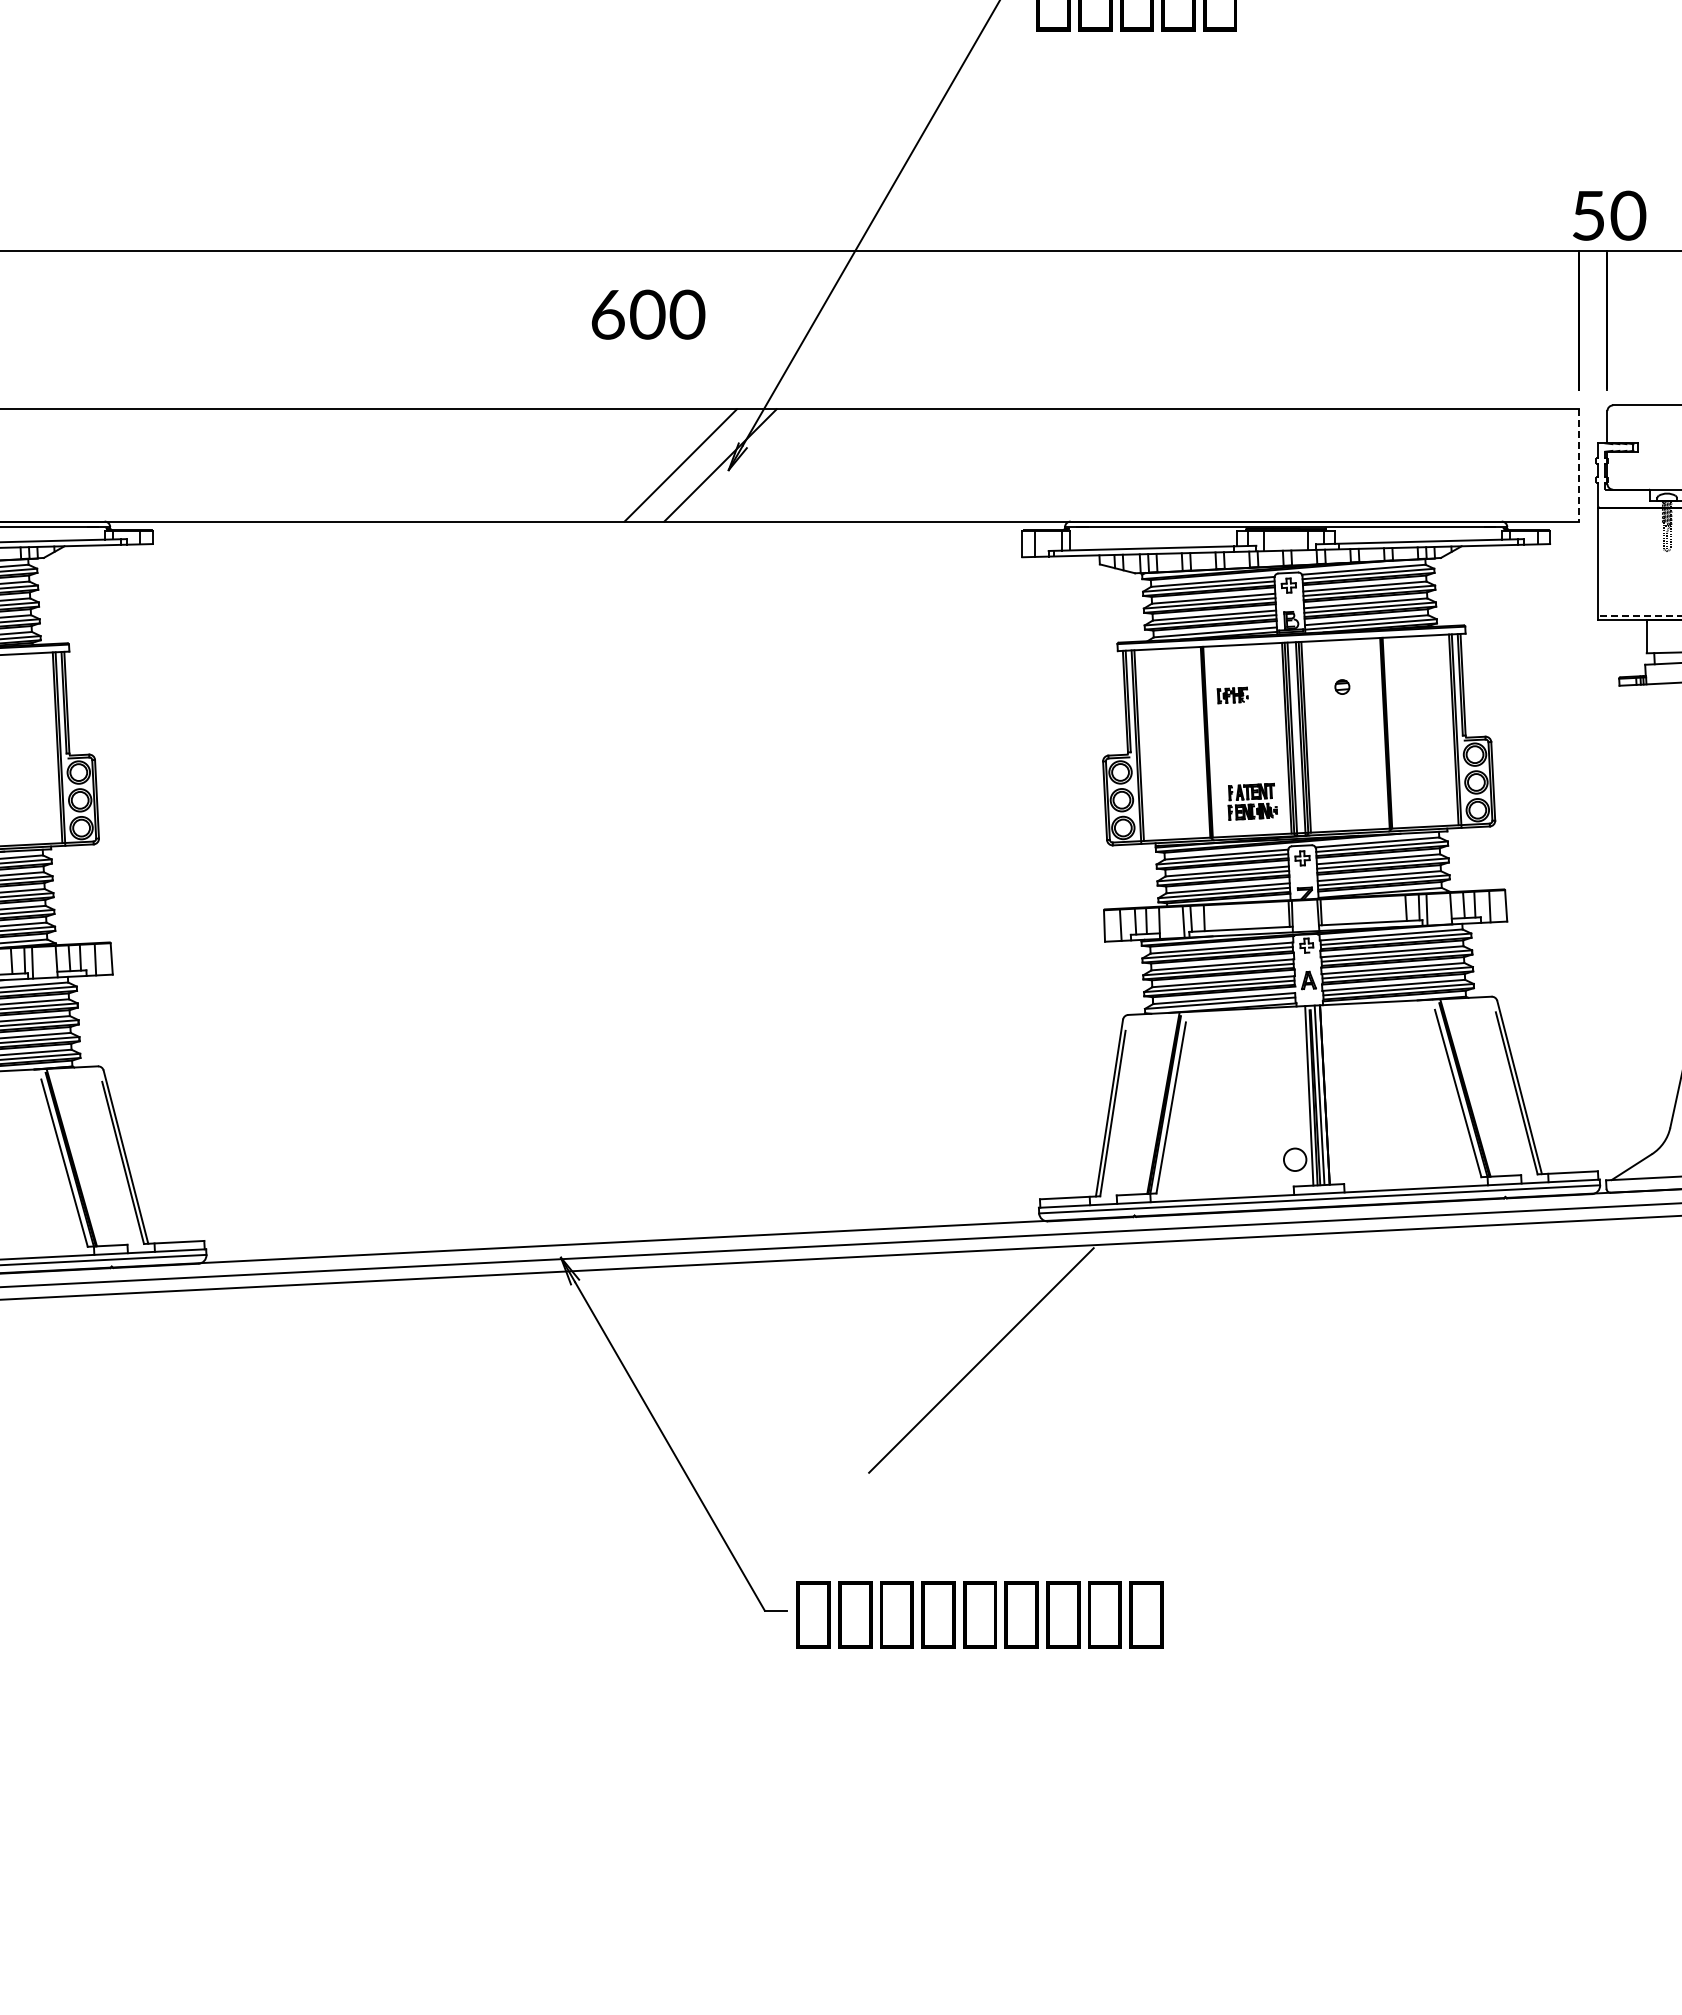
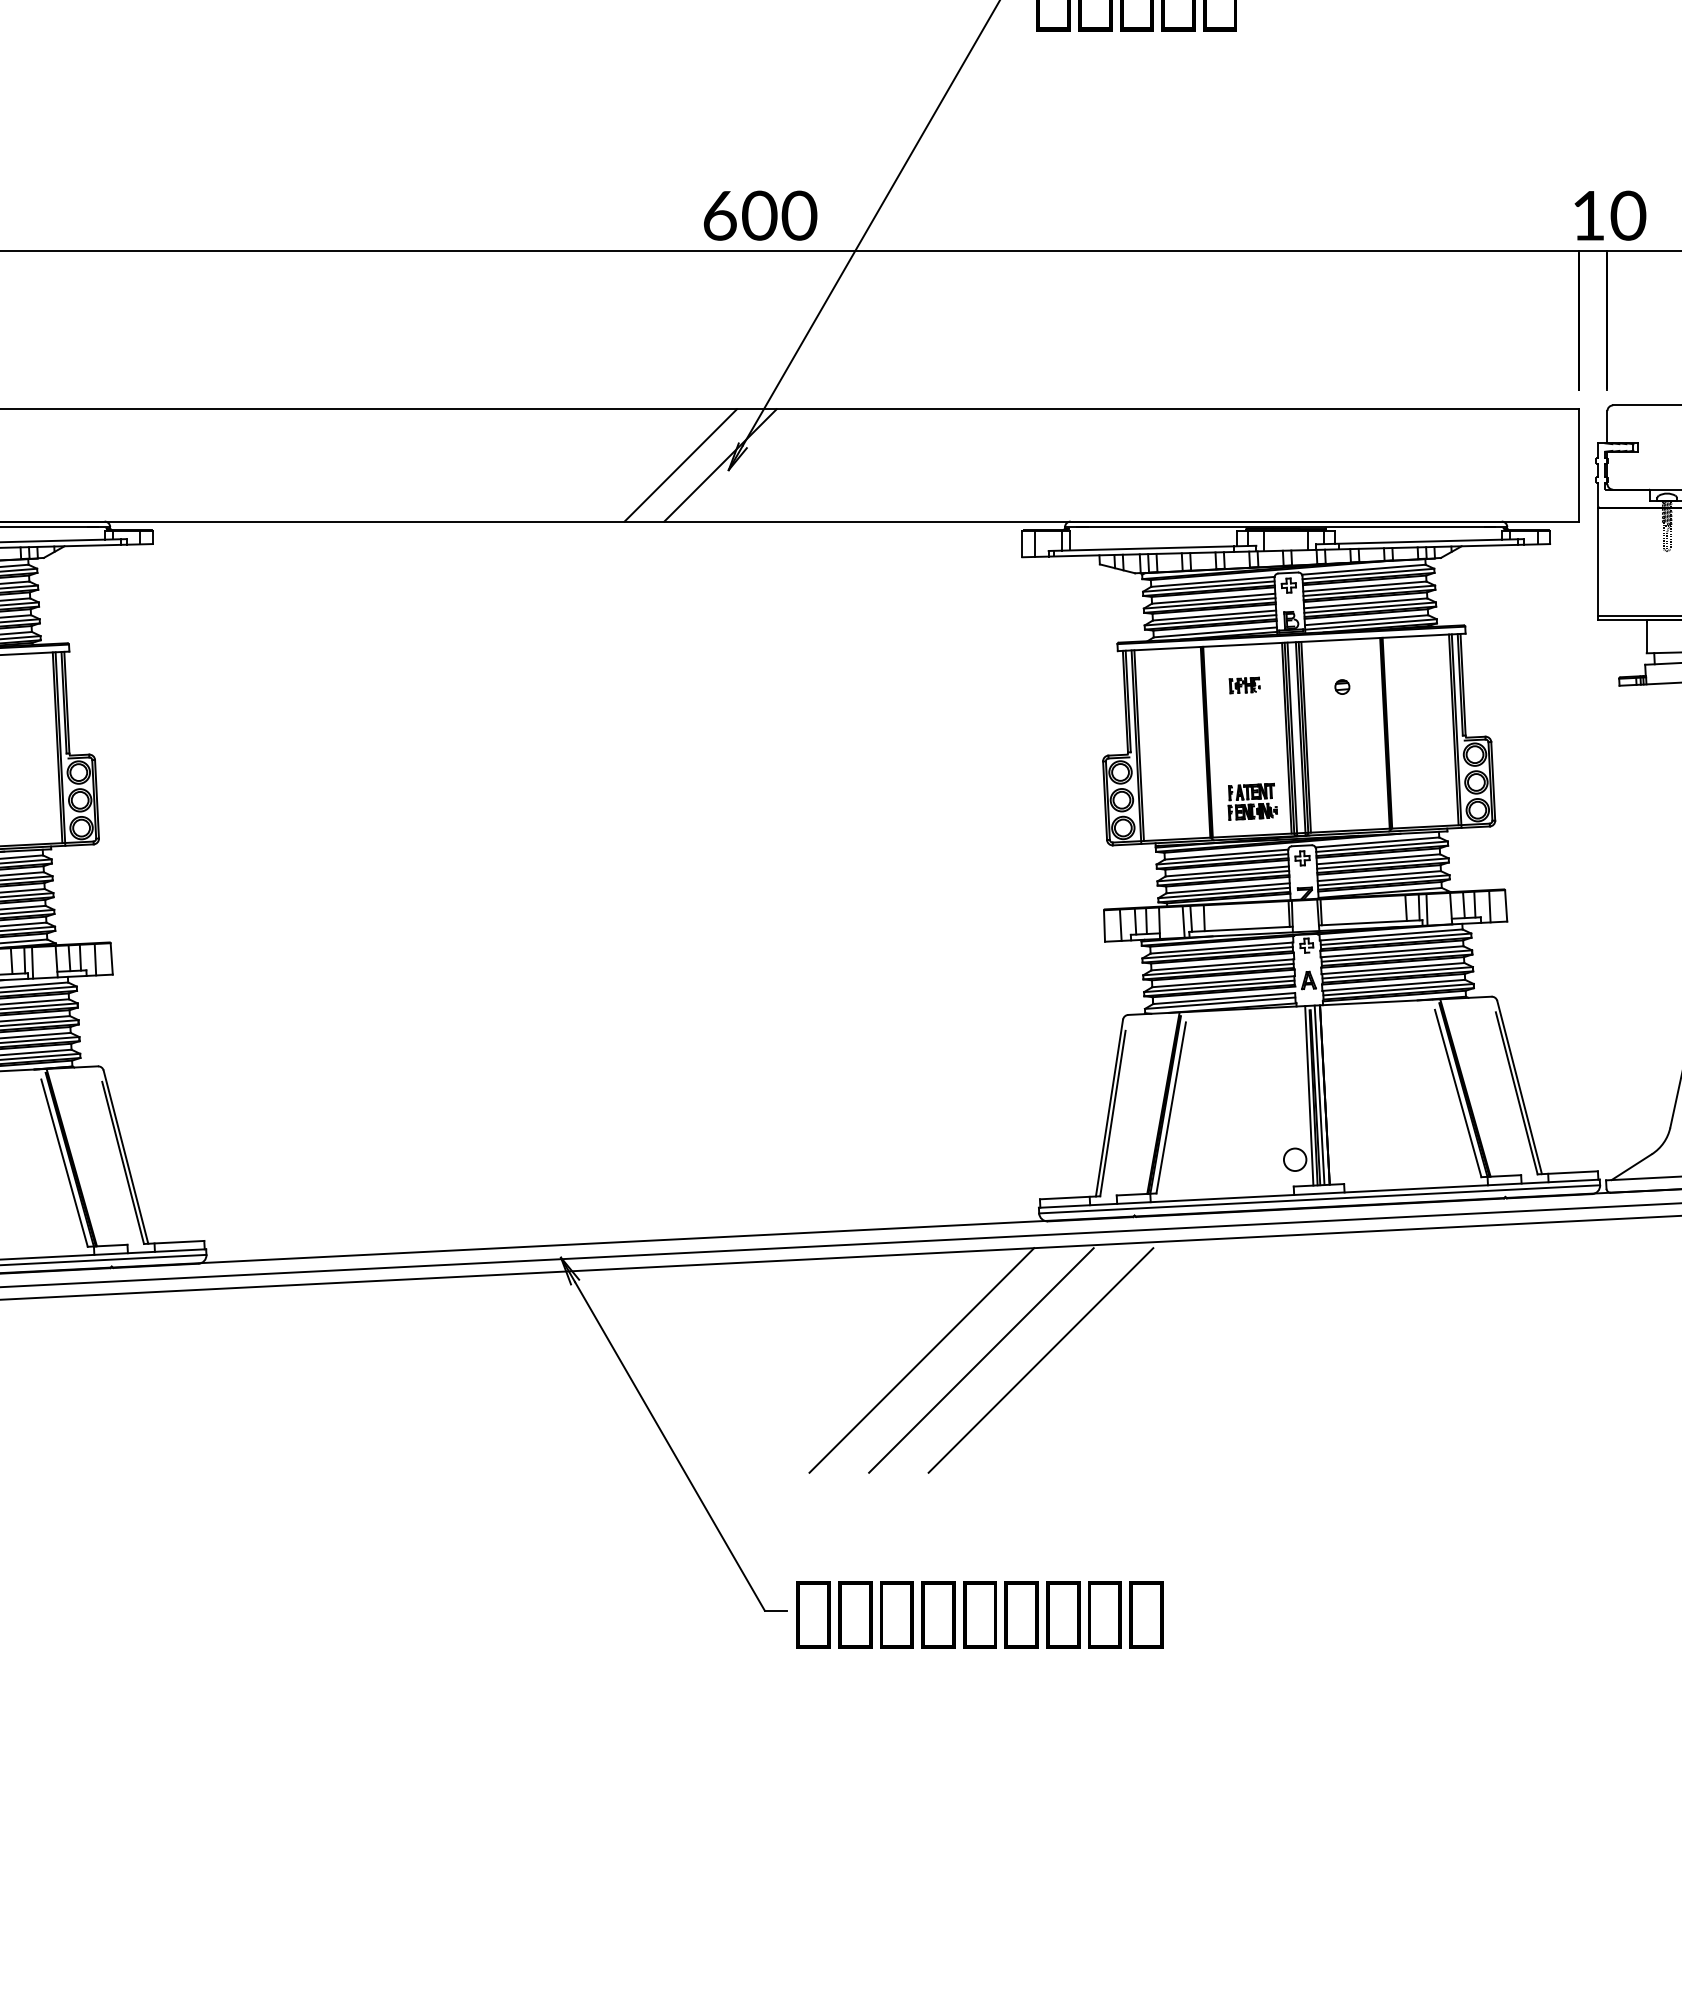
text: 50 -> 10 (1588, 215)
text position: (648, 314) -> (760, 215) (760, 215)
line: dashed -> solid (1579, 465)
line: dashed -> solid (1639, 615)
part position: (1232, 695) -> (1244, 685) (1244, 685)
line: none -> present (921, 1360)
line: none -> present (1040, 1360)
